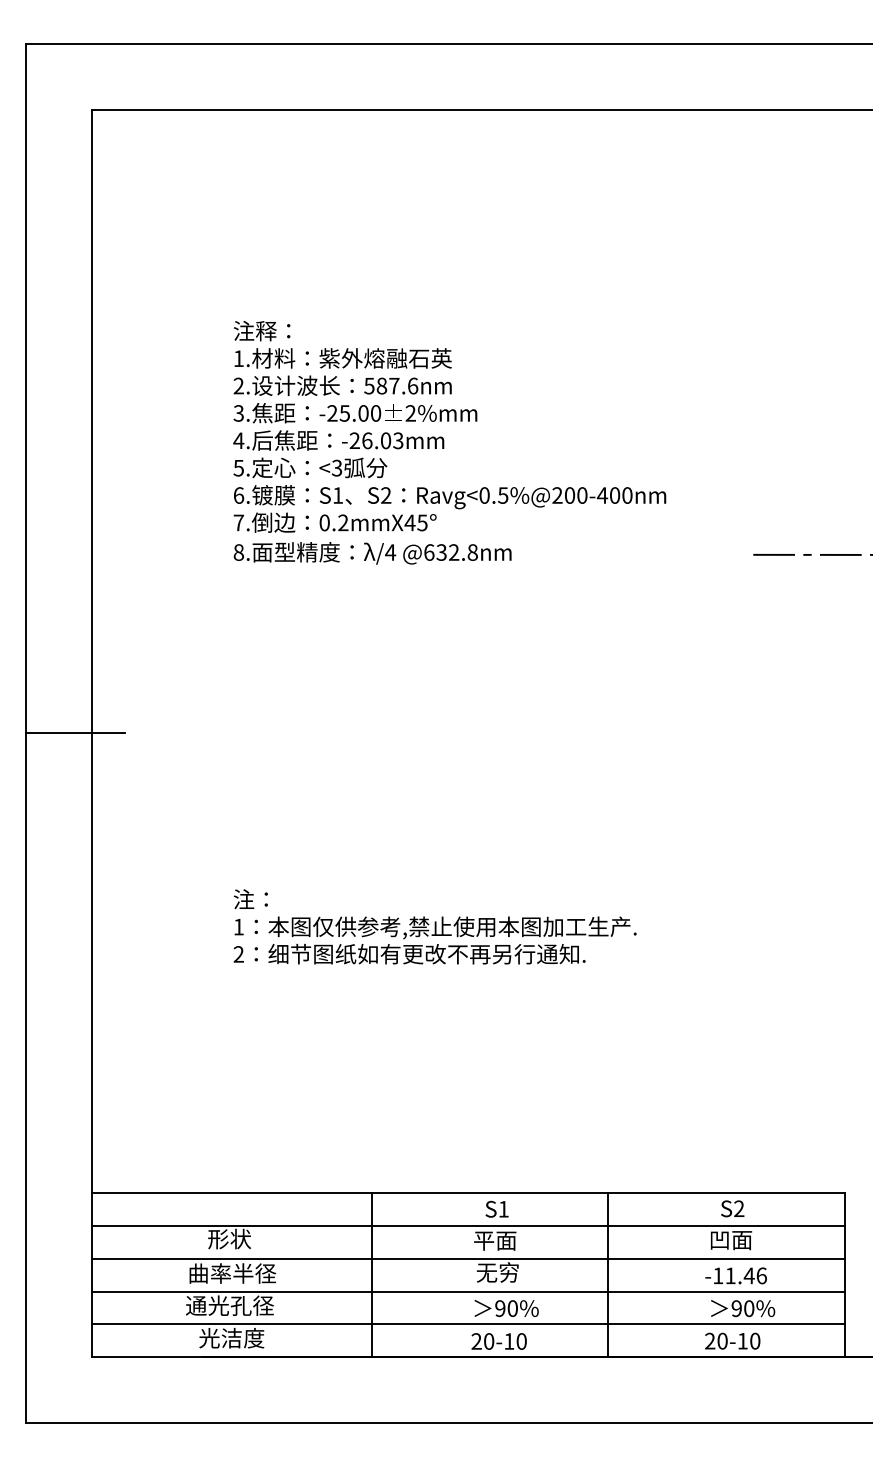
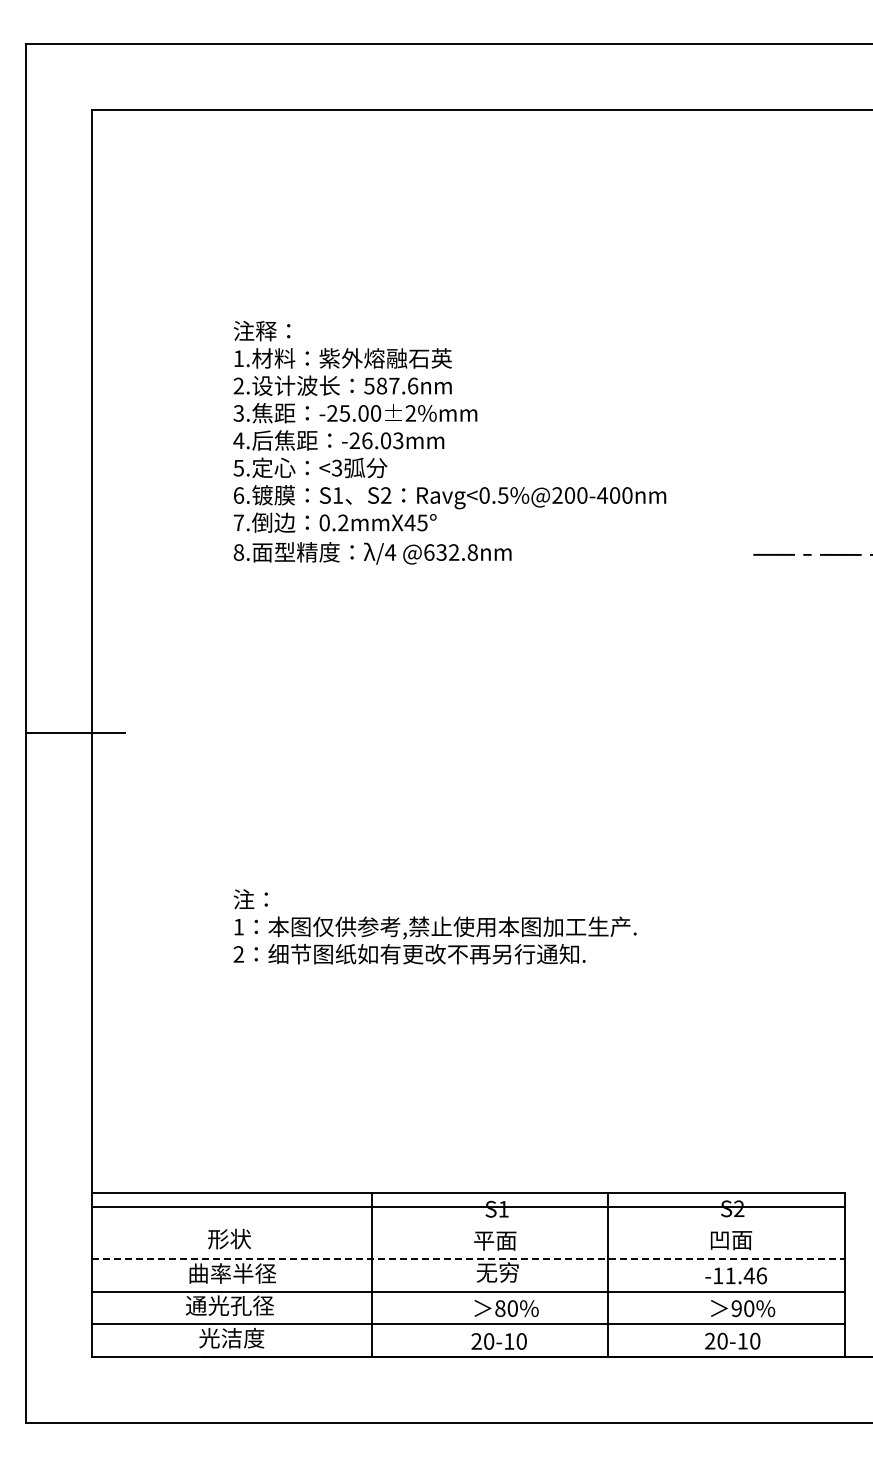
line position: (467, 1225) -> (467, 1206) (467, 1206)
line: solid -> dashed (468, 1258)
text: 90% -> 80% (500, 1308)
